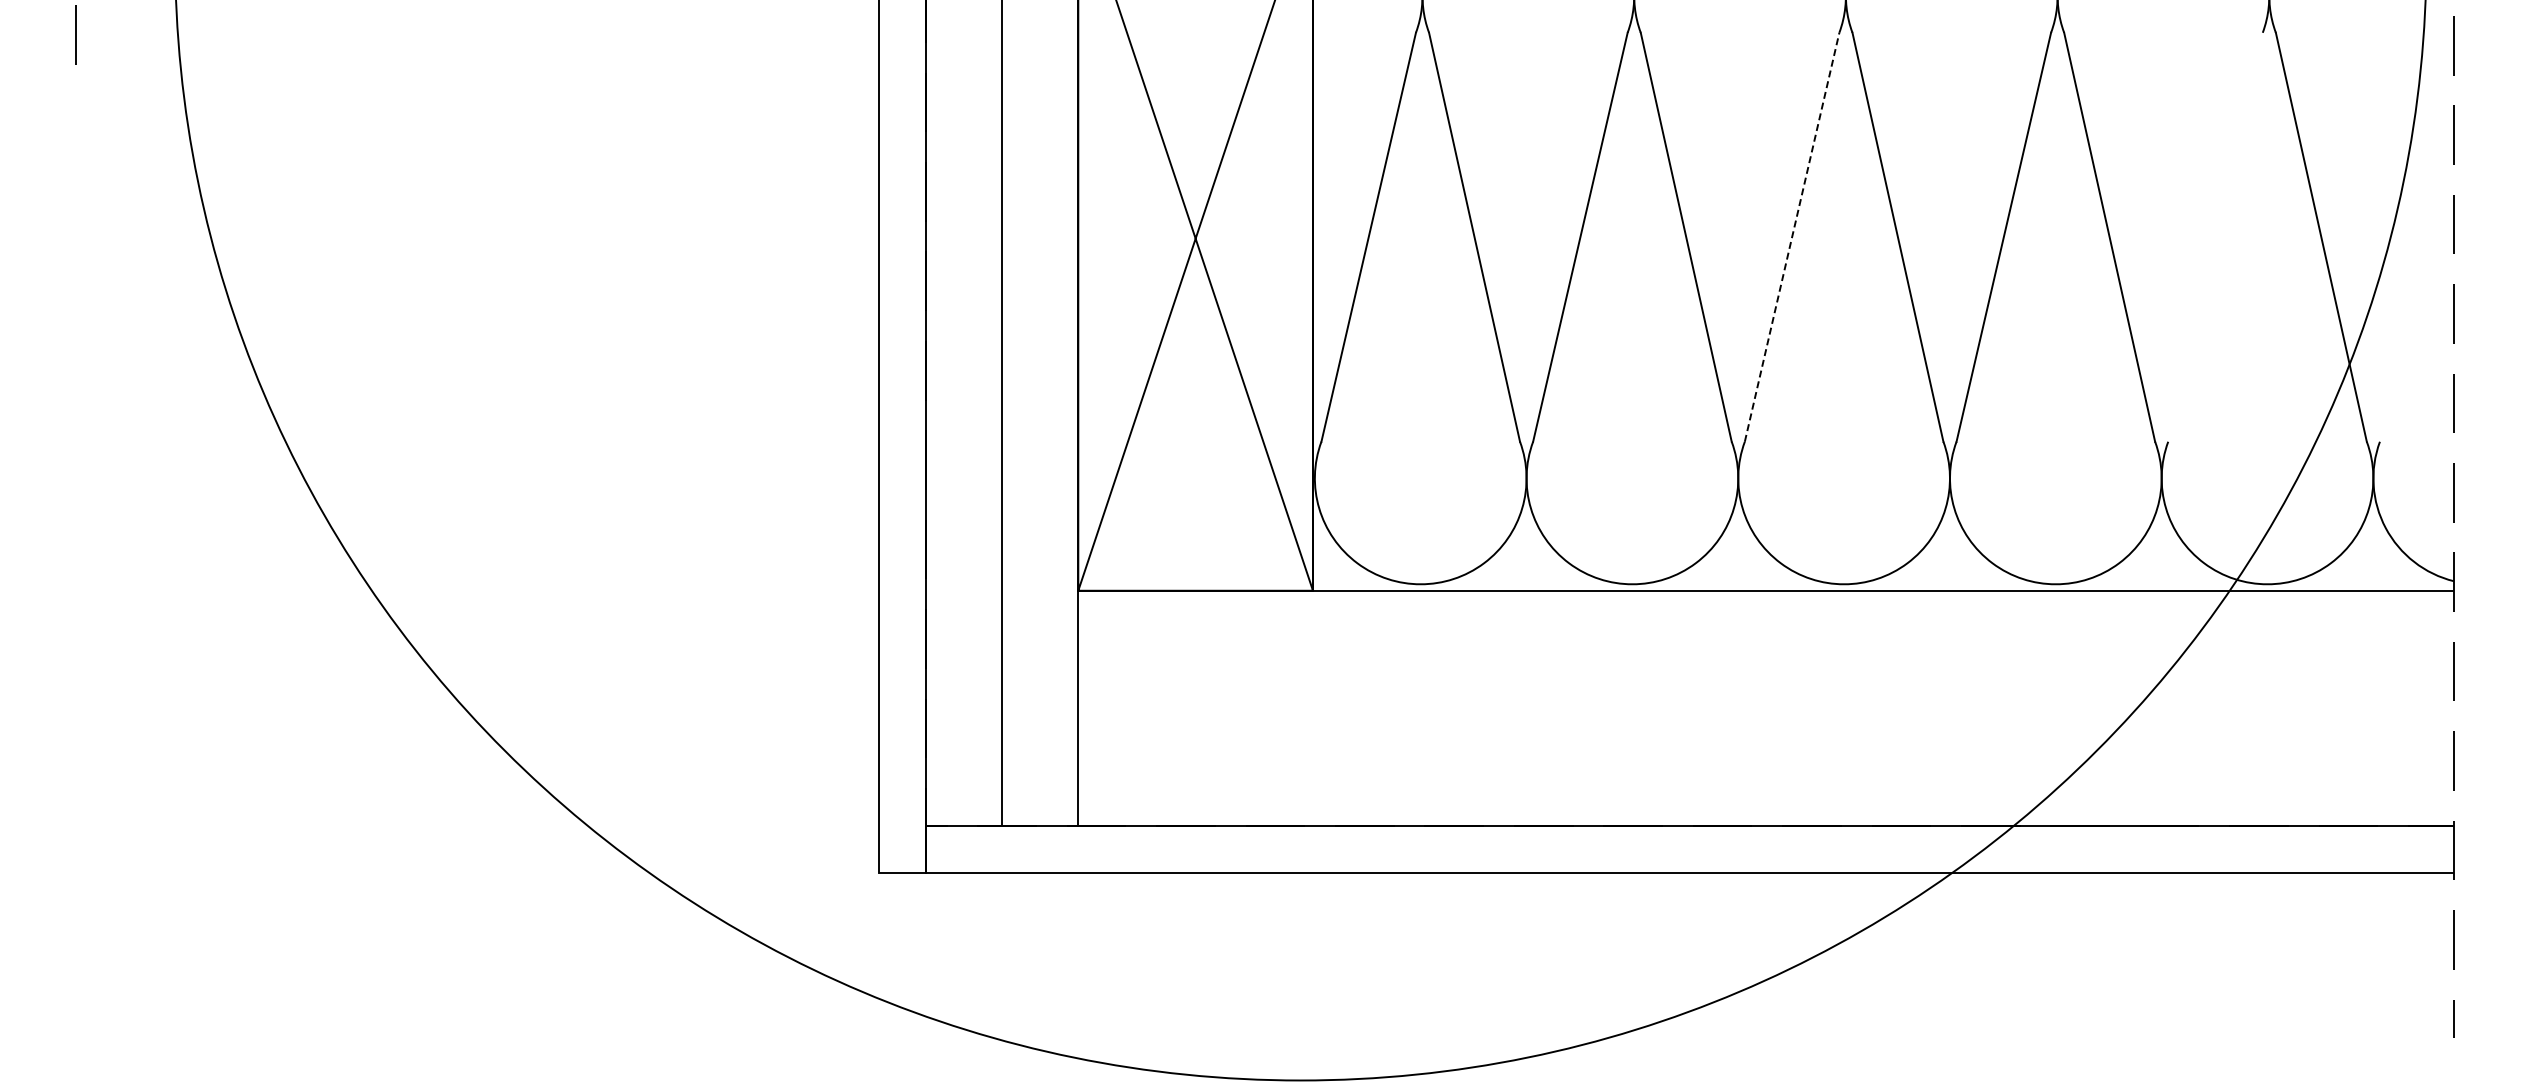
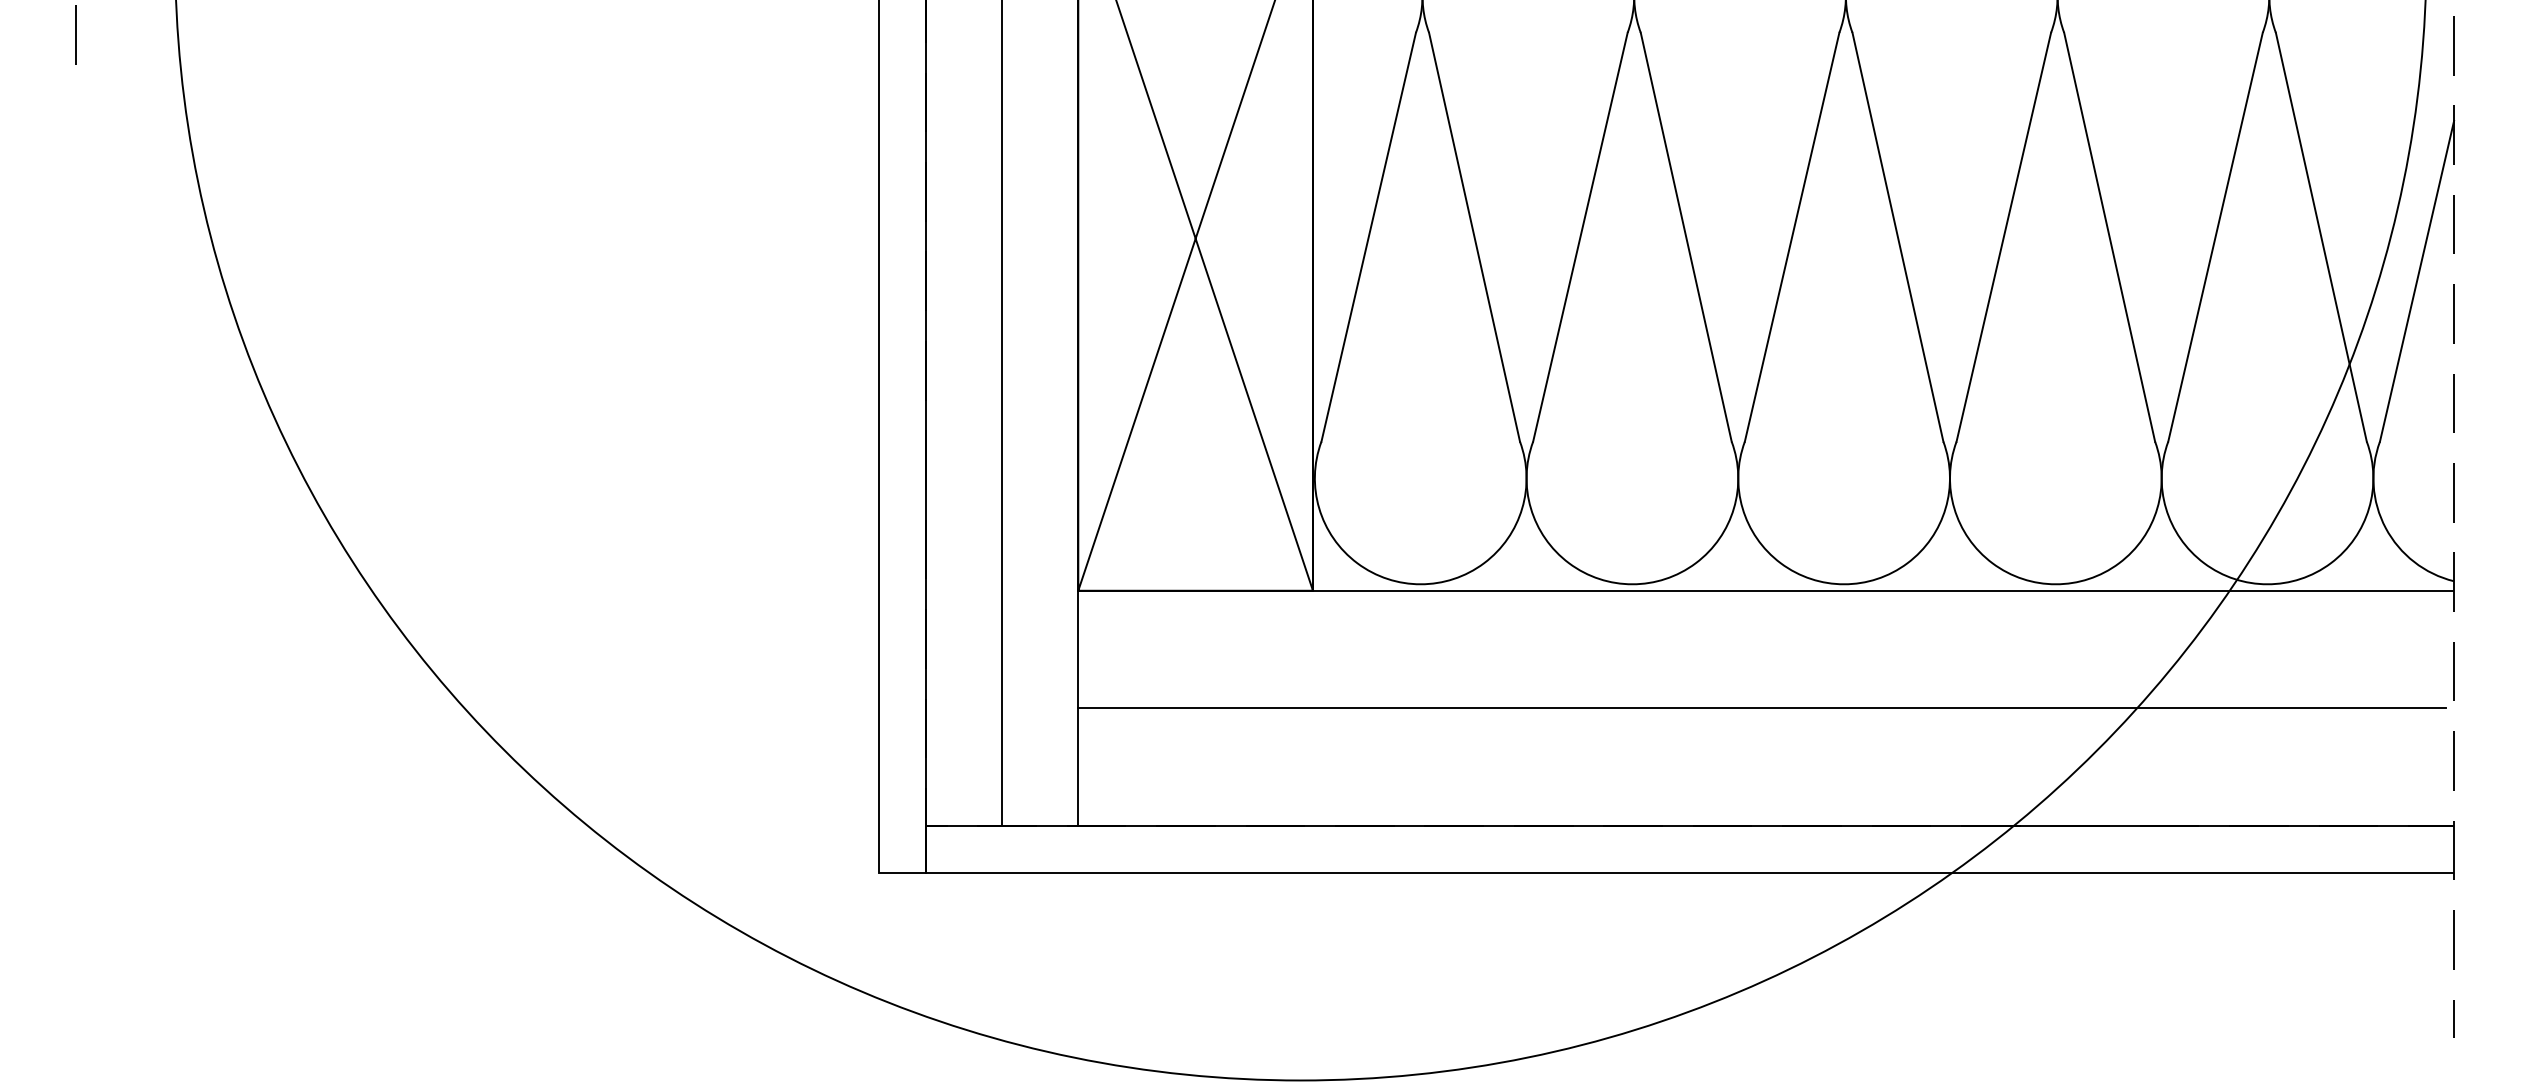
line: none -> present (2215, 236)
line: dashed -> solid (1792, 237)
line: none -> present (2416, 280)
line: none -> present (1762, 708)
